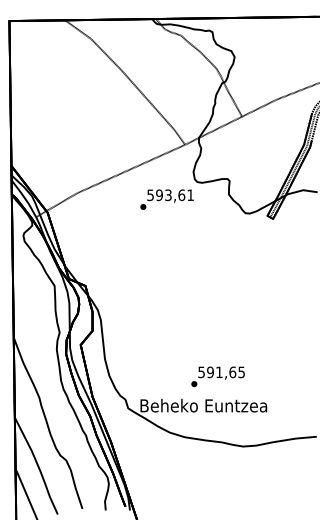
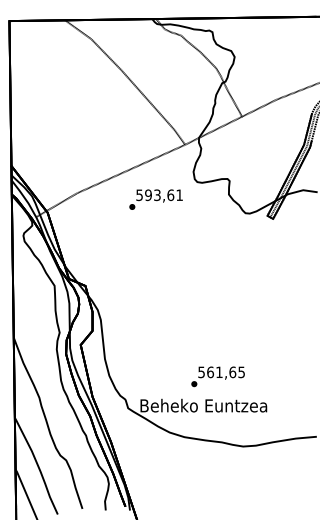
text position: (166, 199) -> (155, 199) (155, 199)
text: 591,65 -> 561,65 (210, 372)
